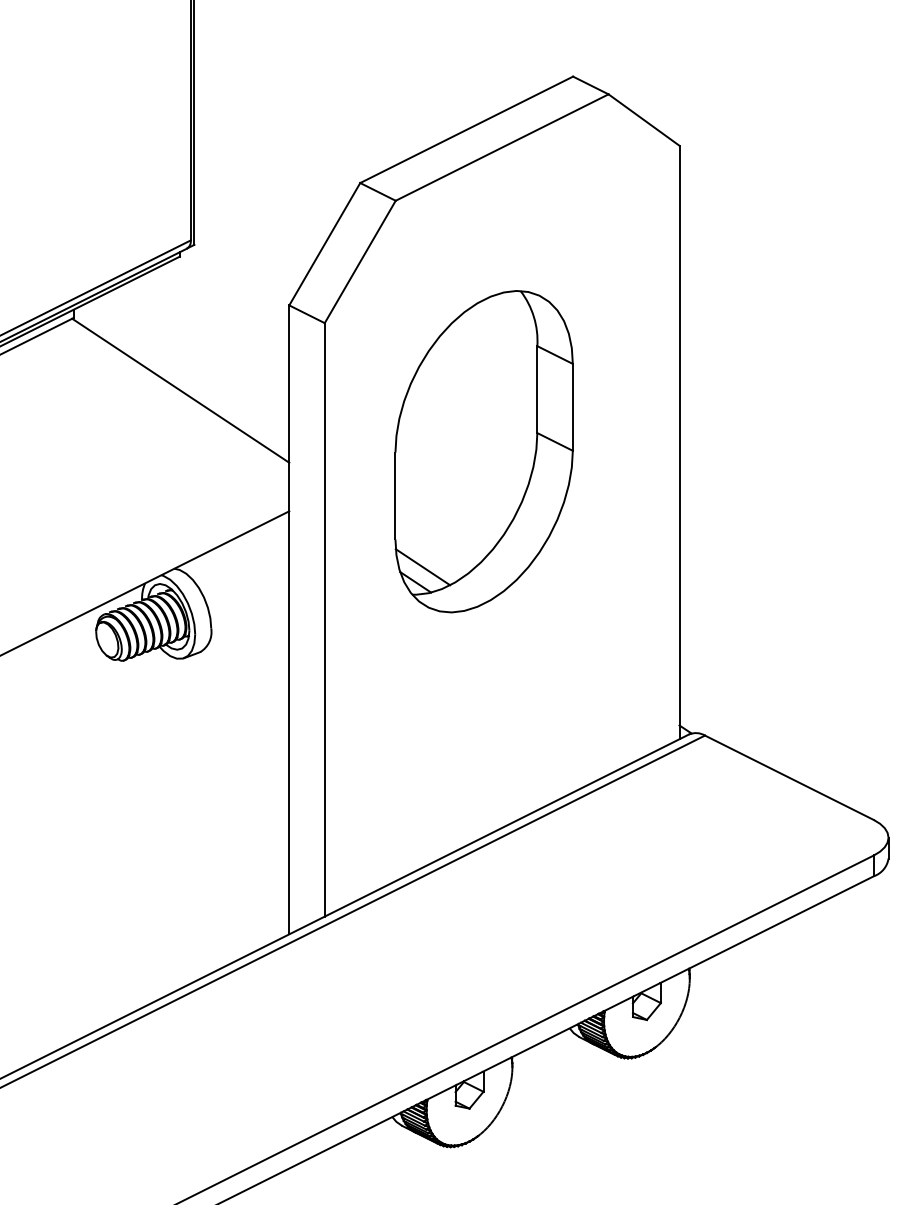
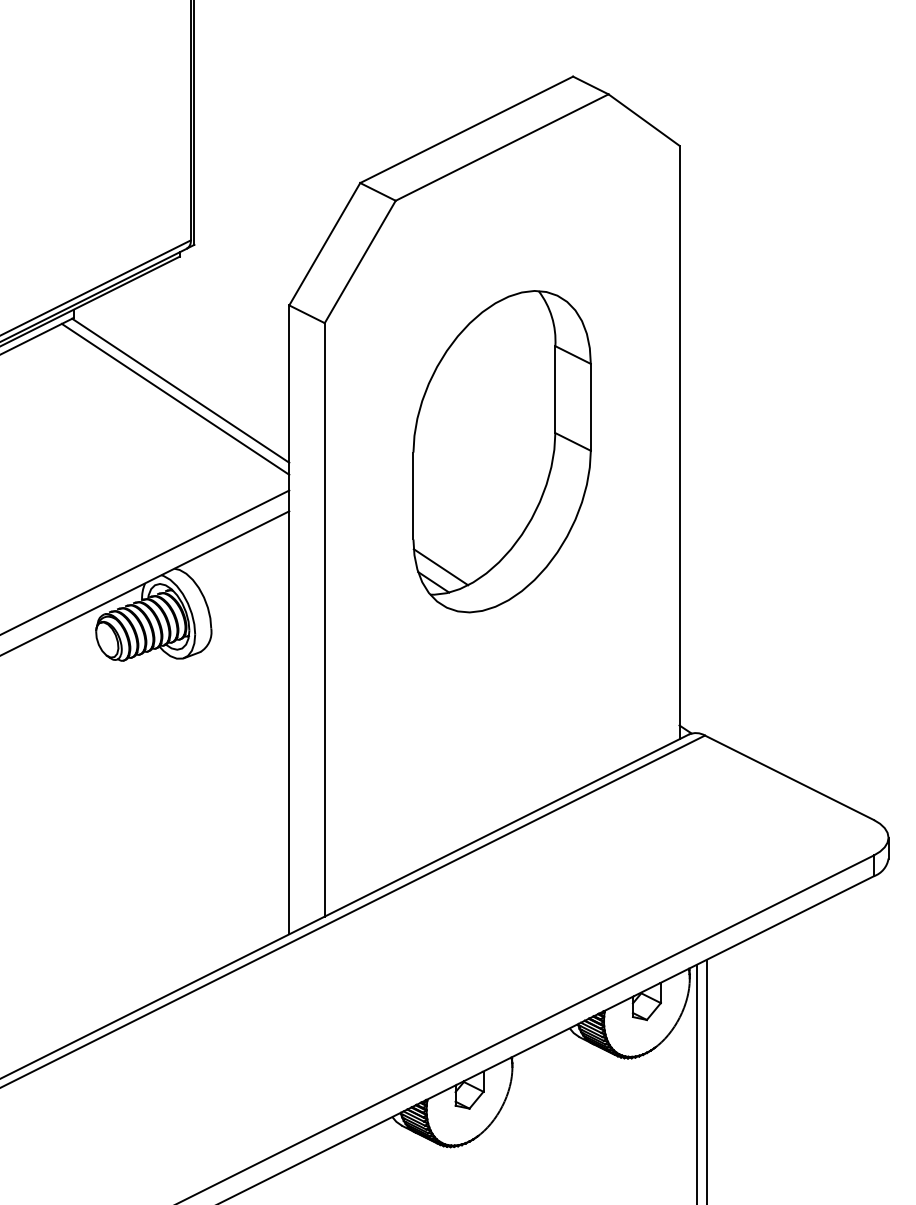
line: none -> present (175, 398)
part position: (483, 451) -> (501, 451) (501, 451)
line: none -> present (145, 561)
line: none -> present (707, 1080)
line: none -> present (696, 1082)
